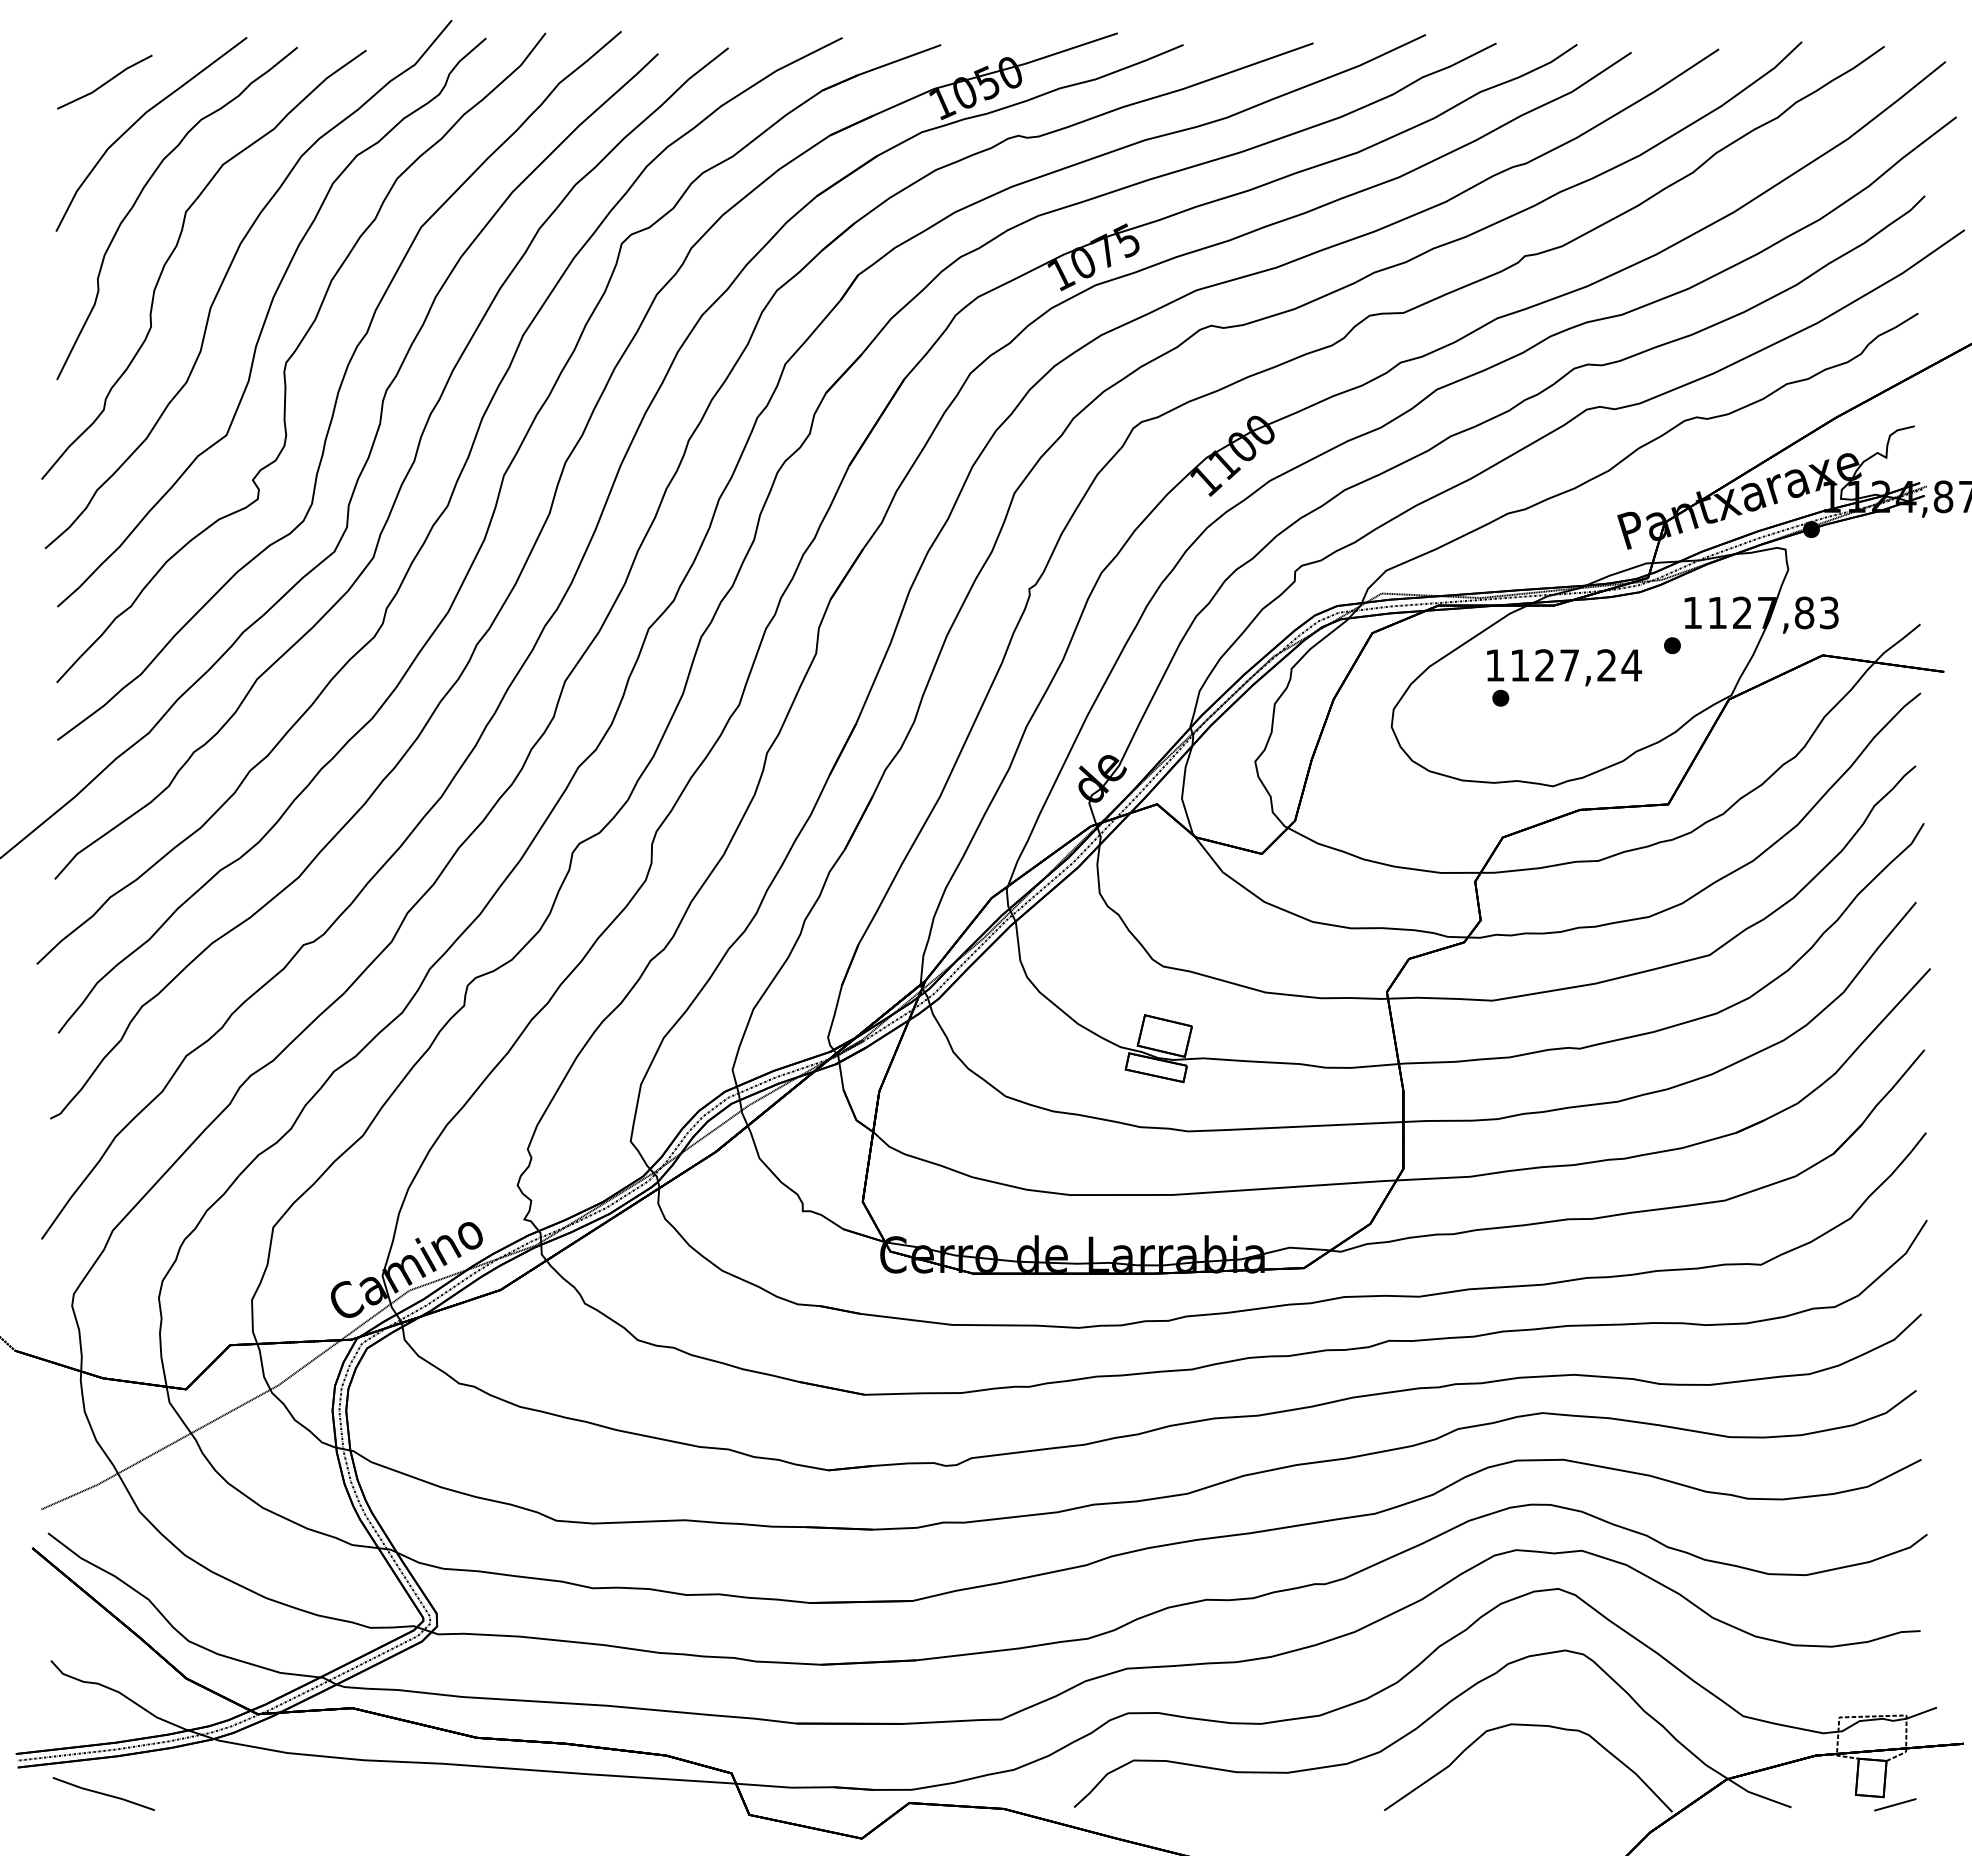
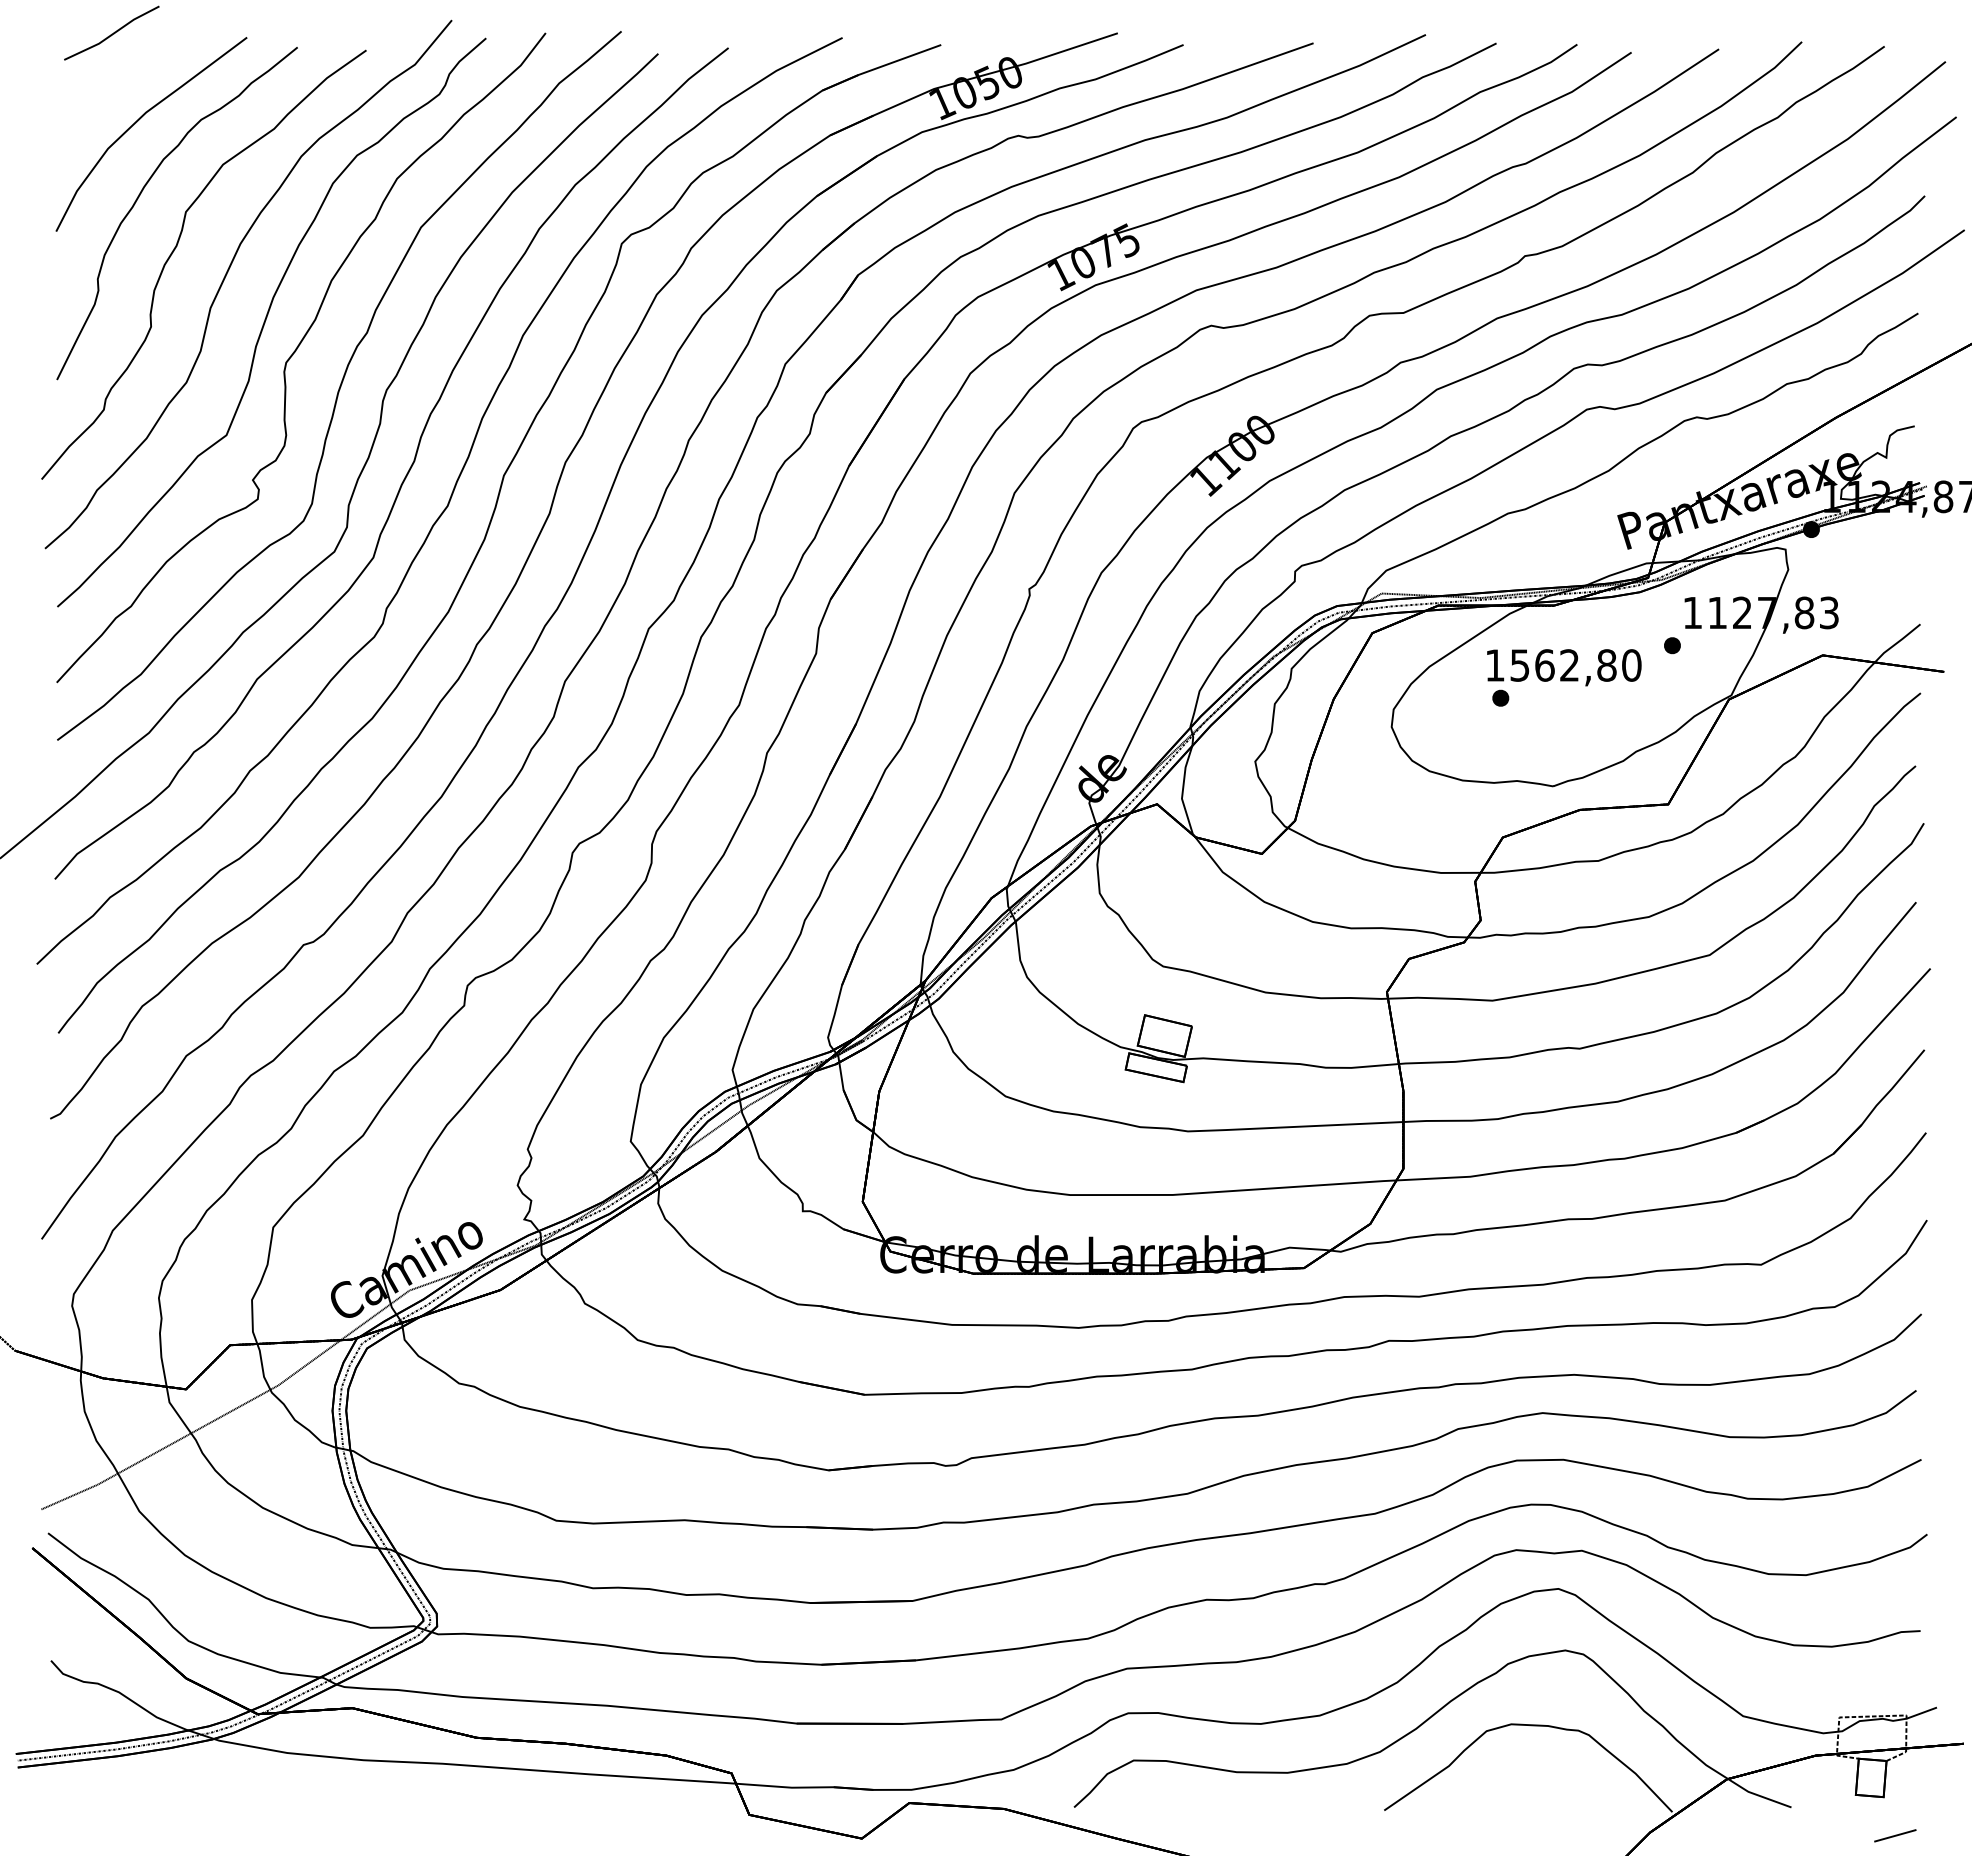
part position: (104, 81) -> (111, 32) (111, 32)
text: 1127,24 -> 1562,80 (1576, 665)
line: present -> none (103, 1793)
line position: (1895, 1804) -> (1895, 1835) (1895, 1835)
